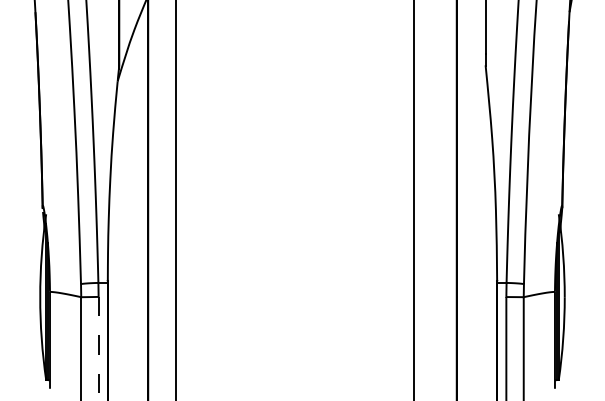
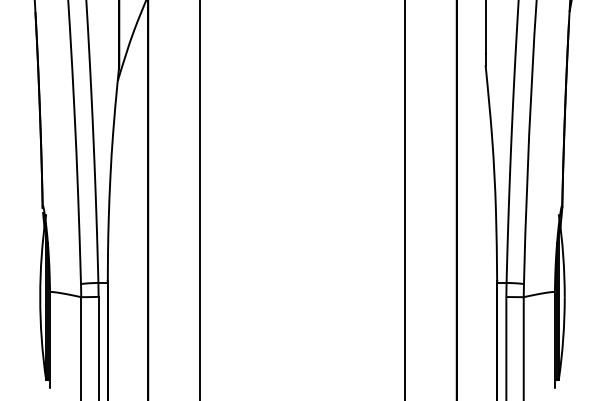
line position: (175, 199) -> (199, 199) (199, 199)
line position: (414, 199) -> (405, 199) (405, 199)
line: dashed -> solid (98, 348)
